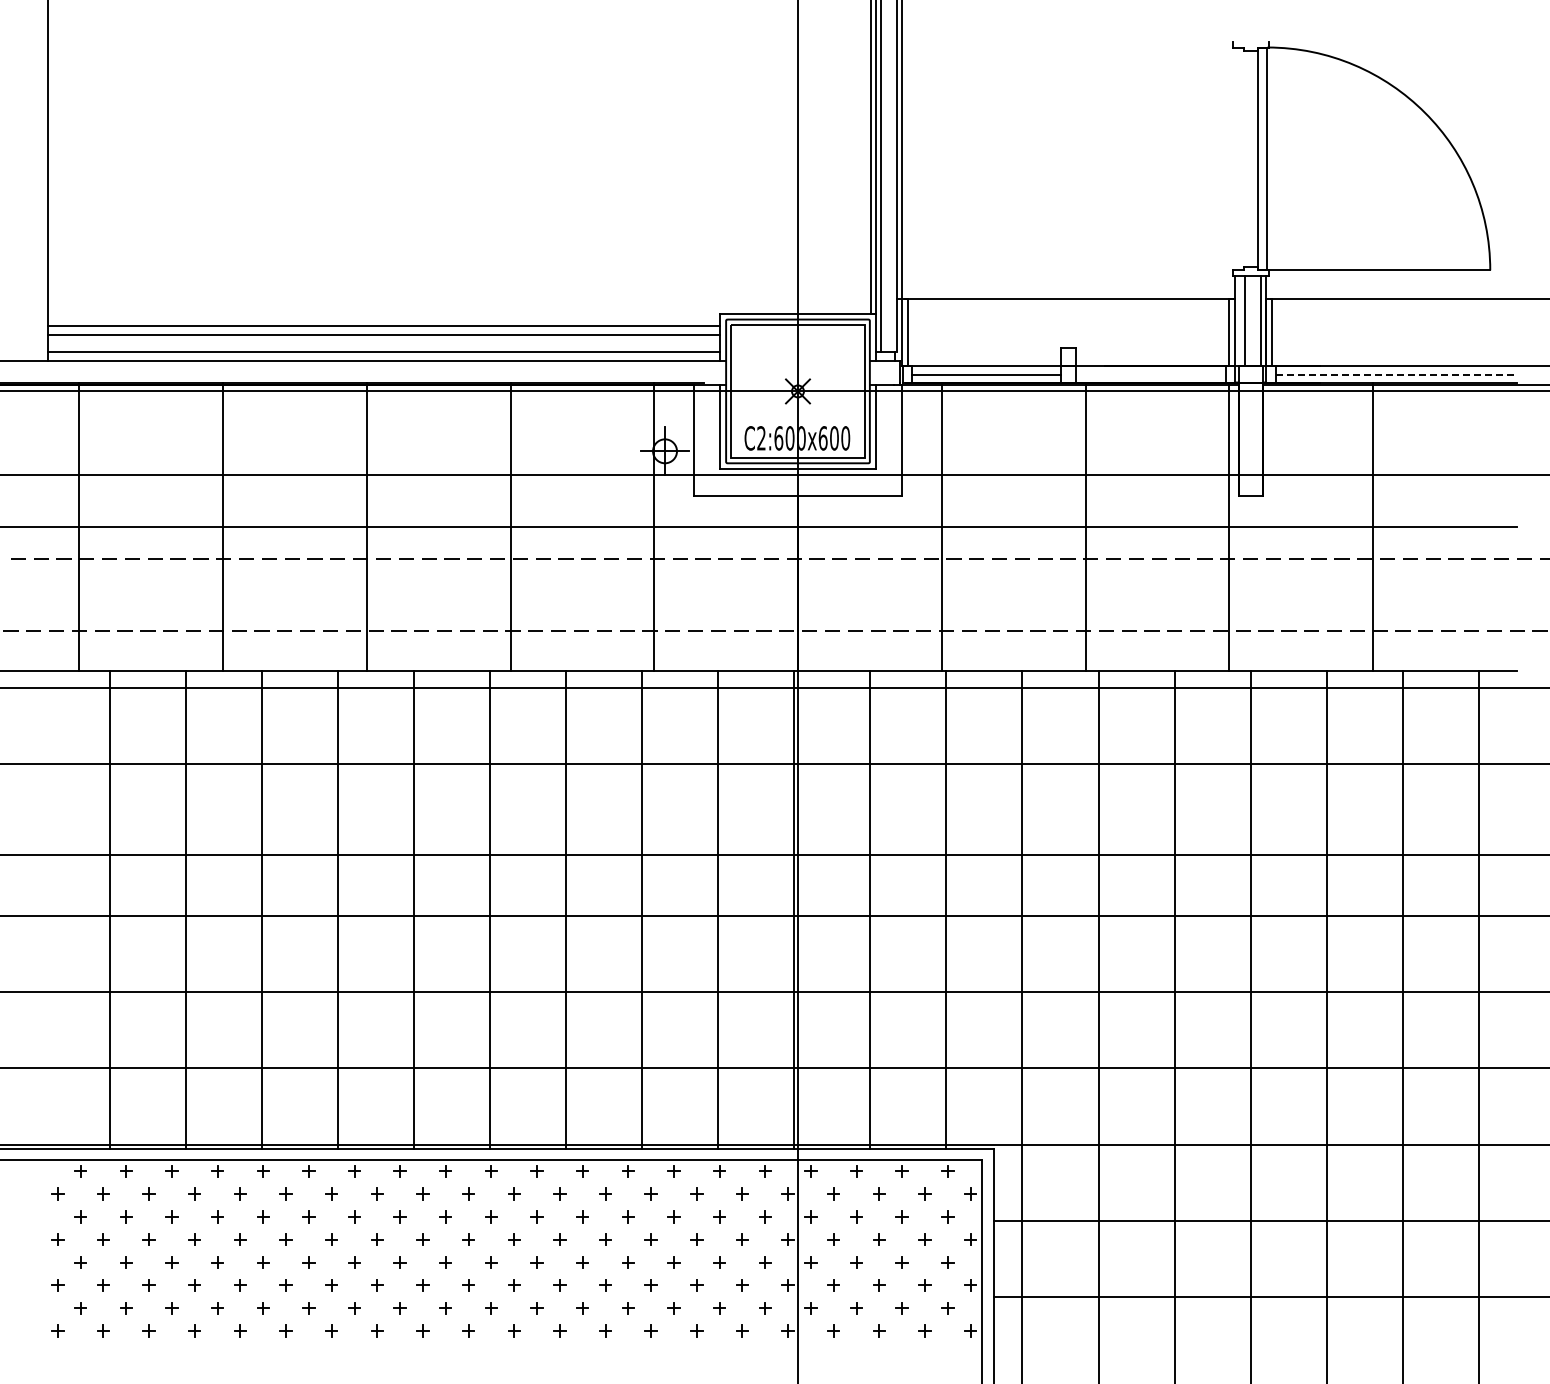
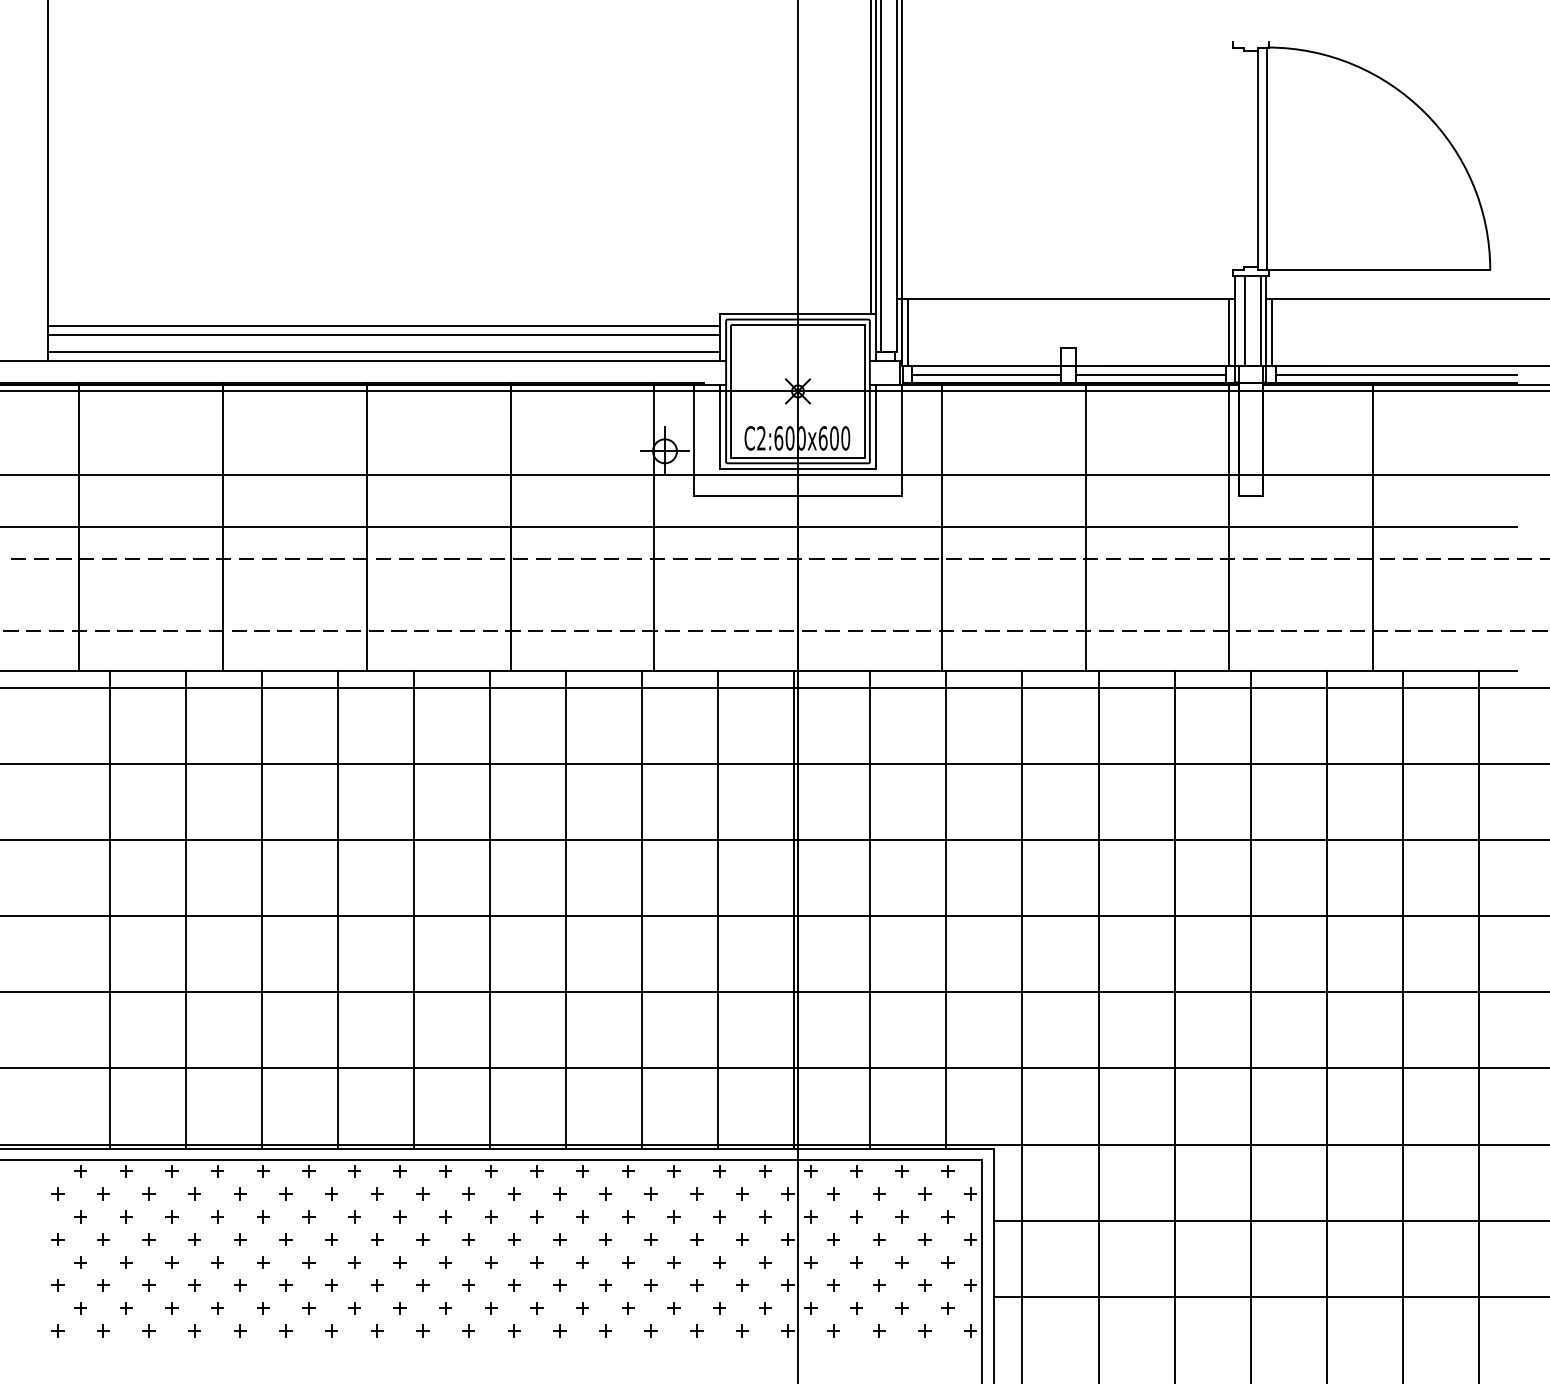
line: none -> present (1150, 374)
line: dashed -> solid (1396, 374)
line position: (774, 855) -> (774, 840) (774, 840)
